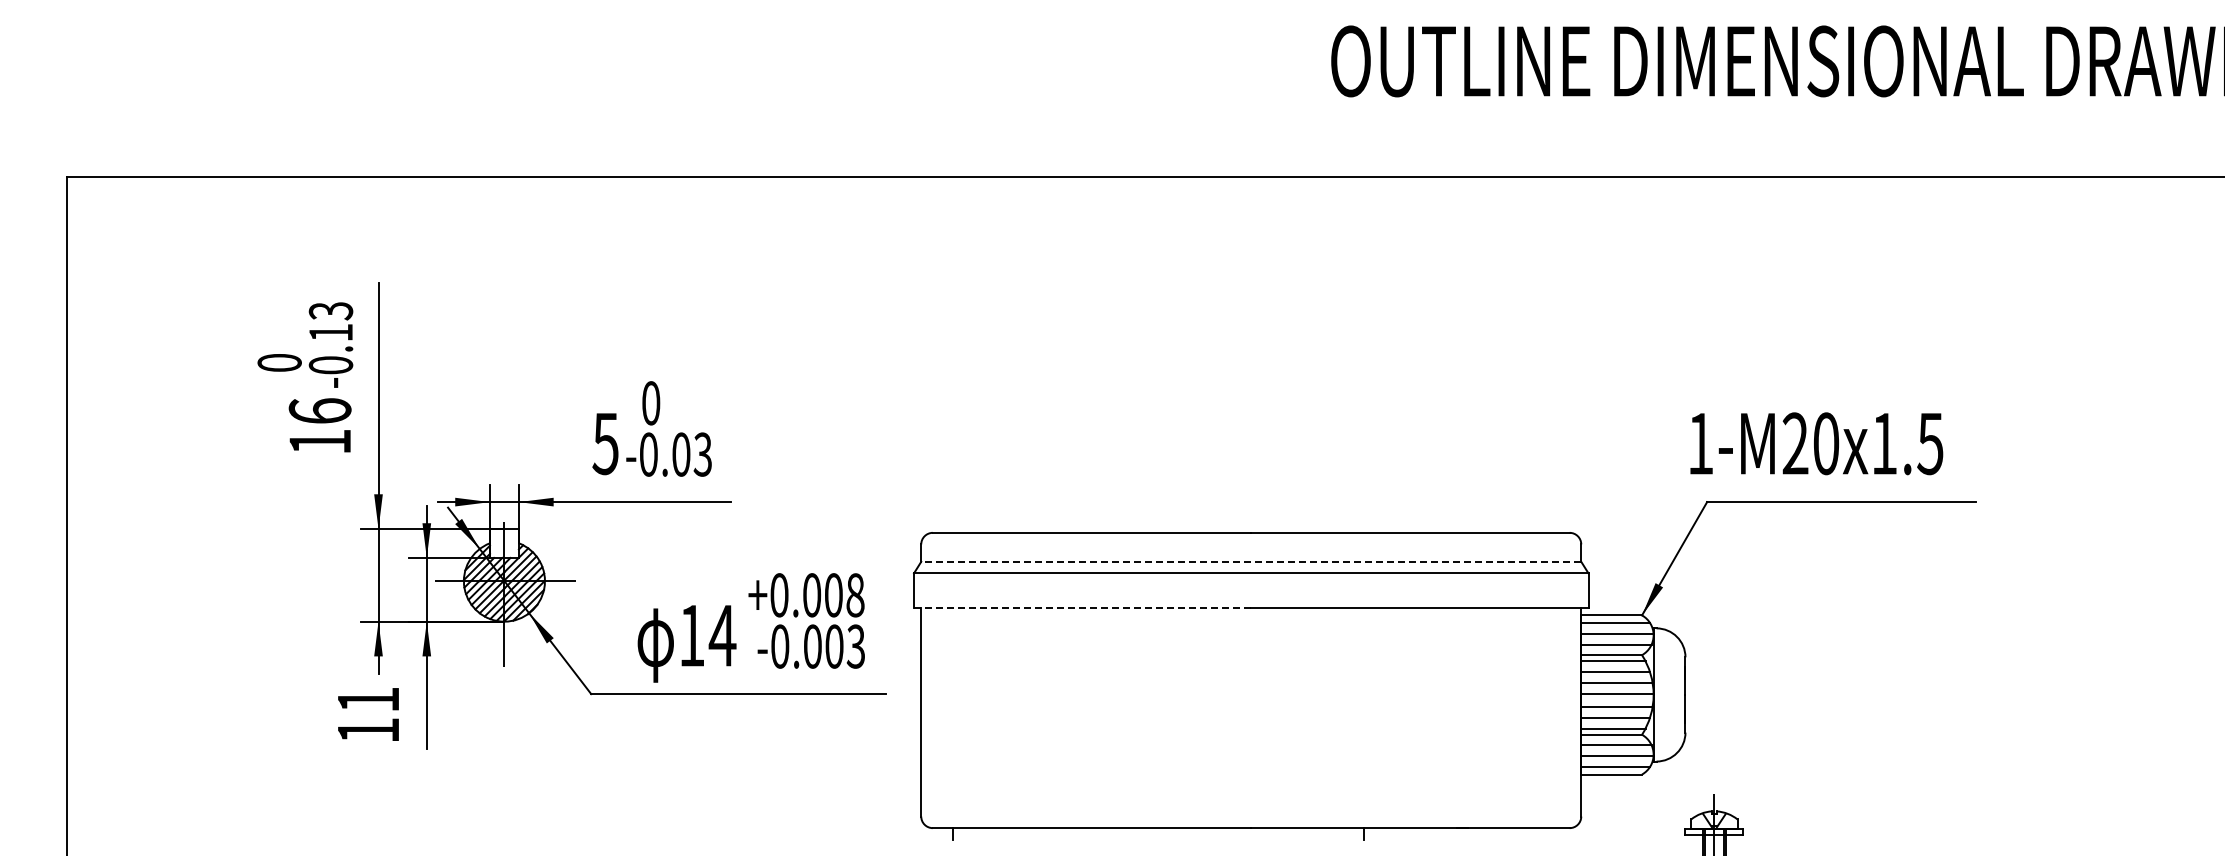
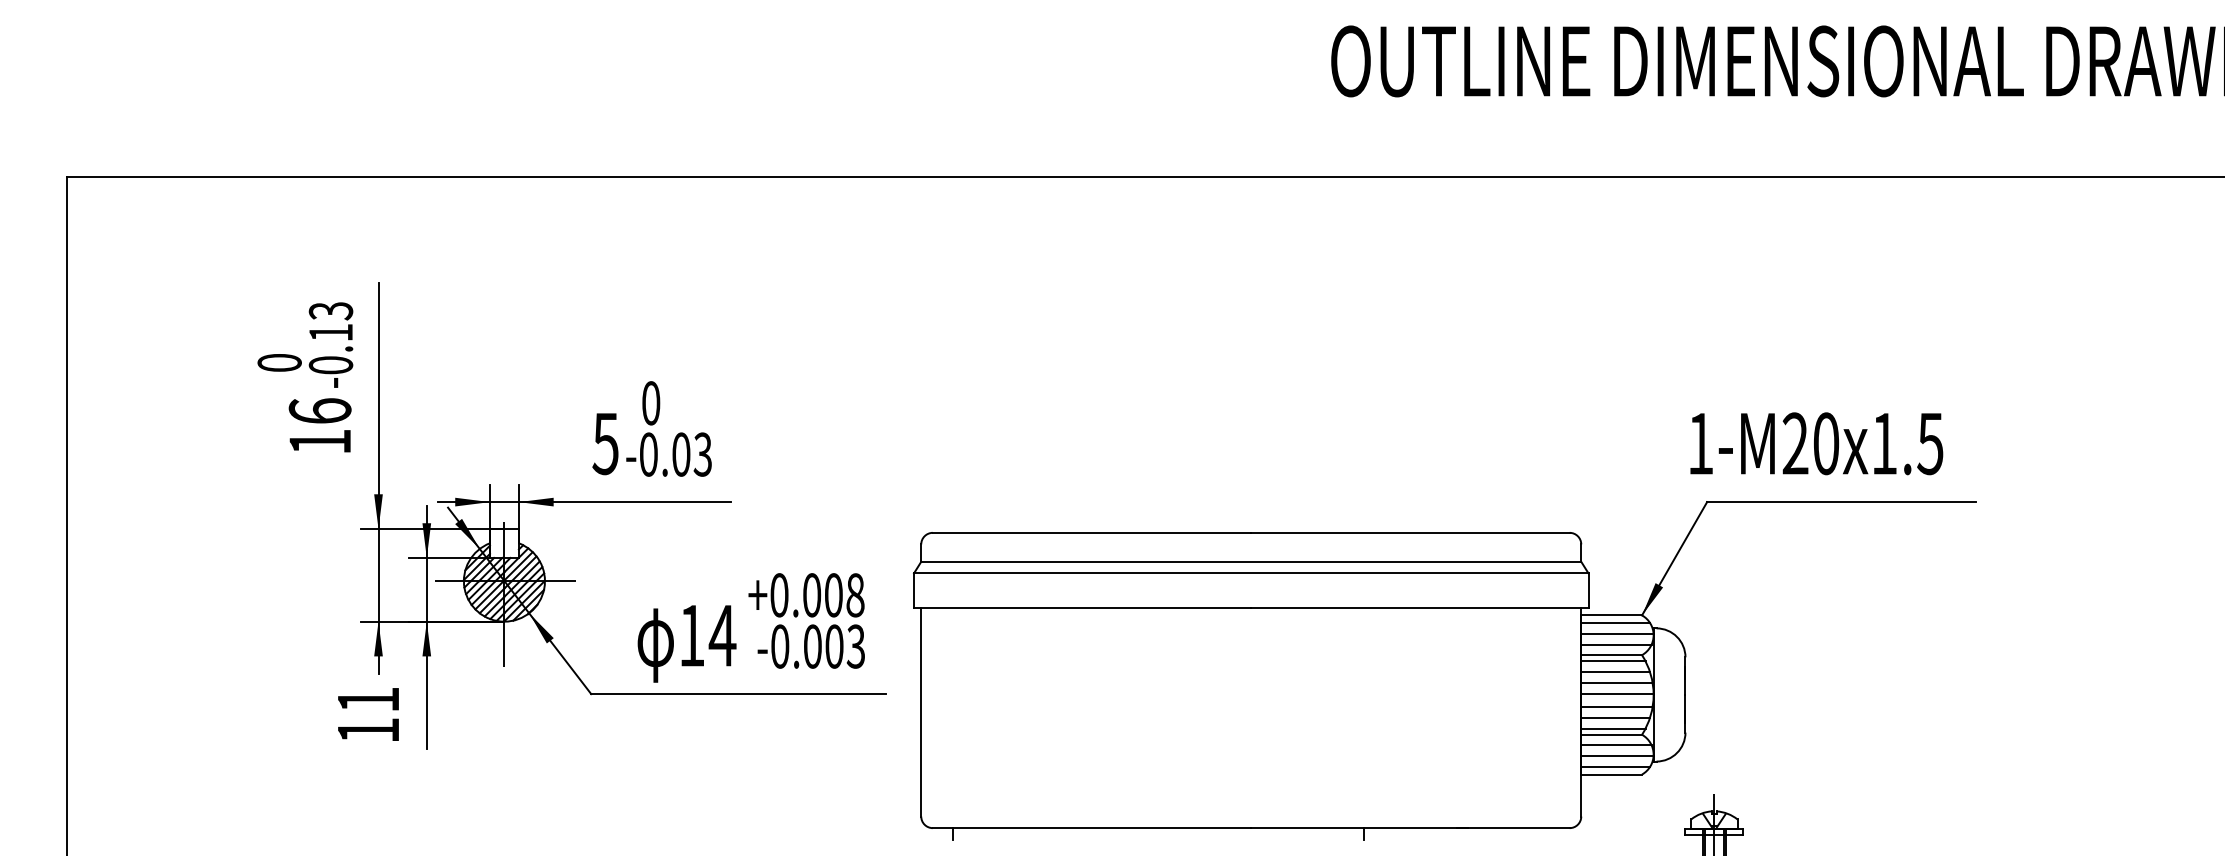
line: dashed -> solid (1250, 561)
line: dashed -> solid (1082, 608)
